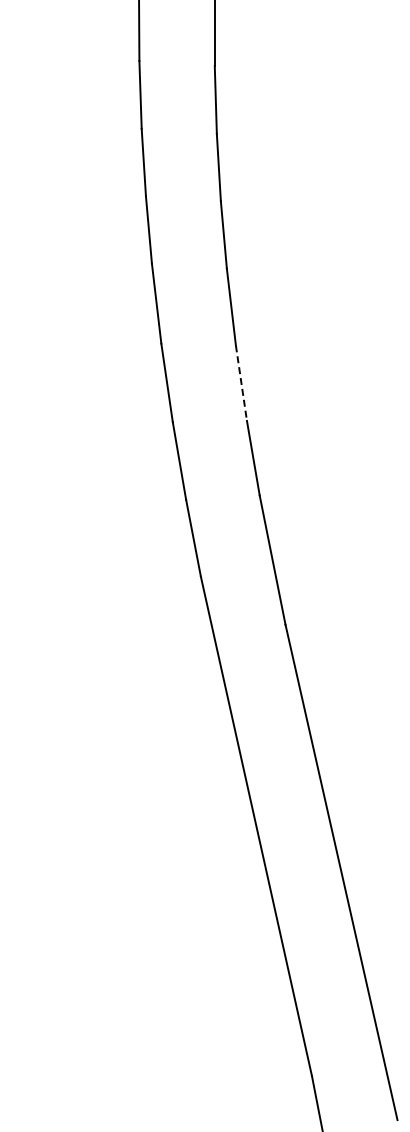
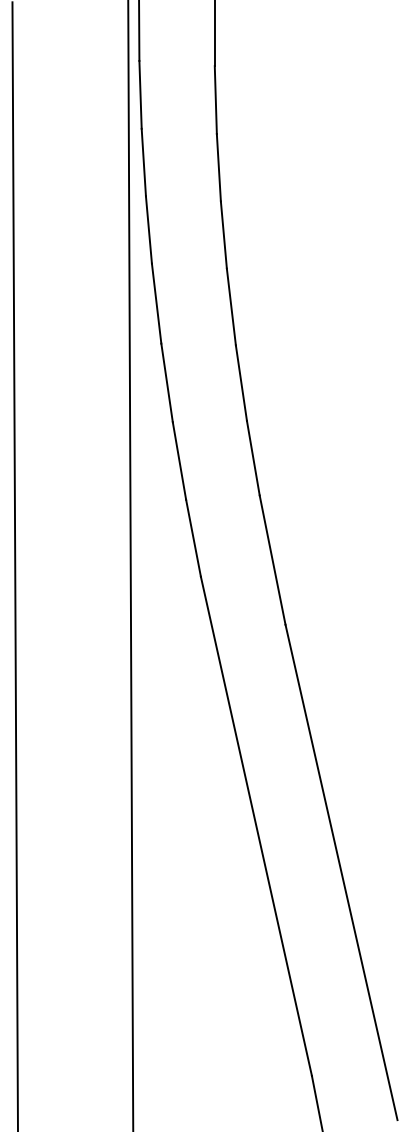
line: dashed -> solid (241, 383)
line: none -> present (14, 565)
line: none -> present (130, 565)
